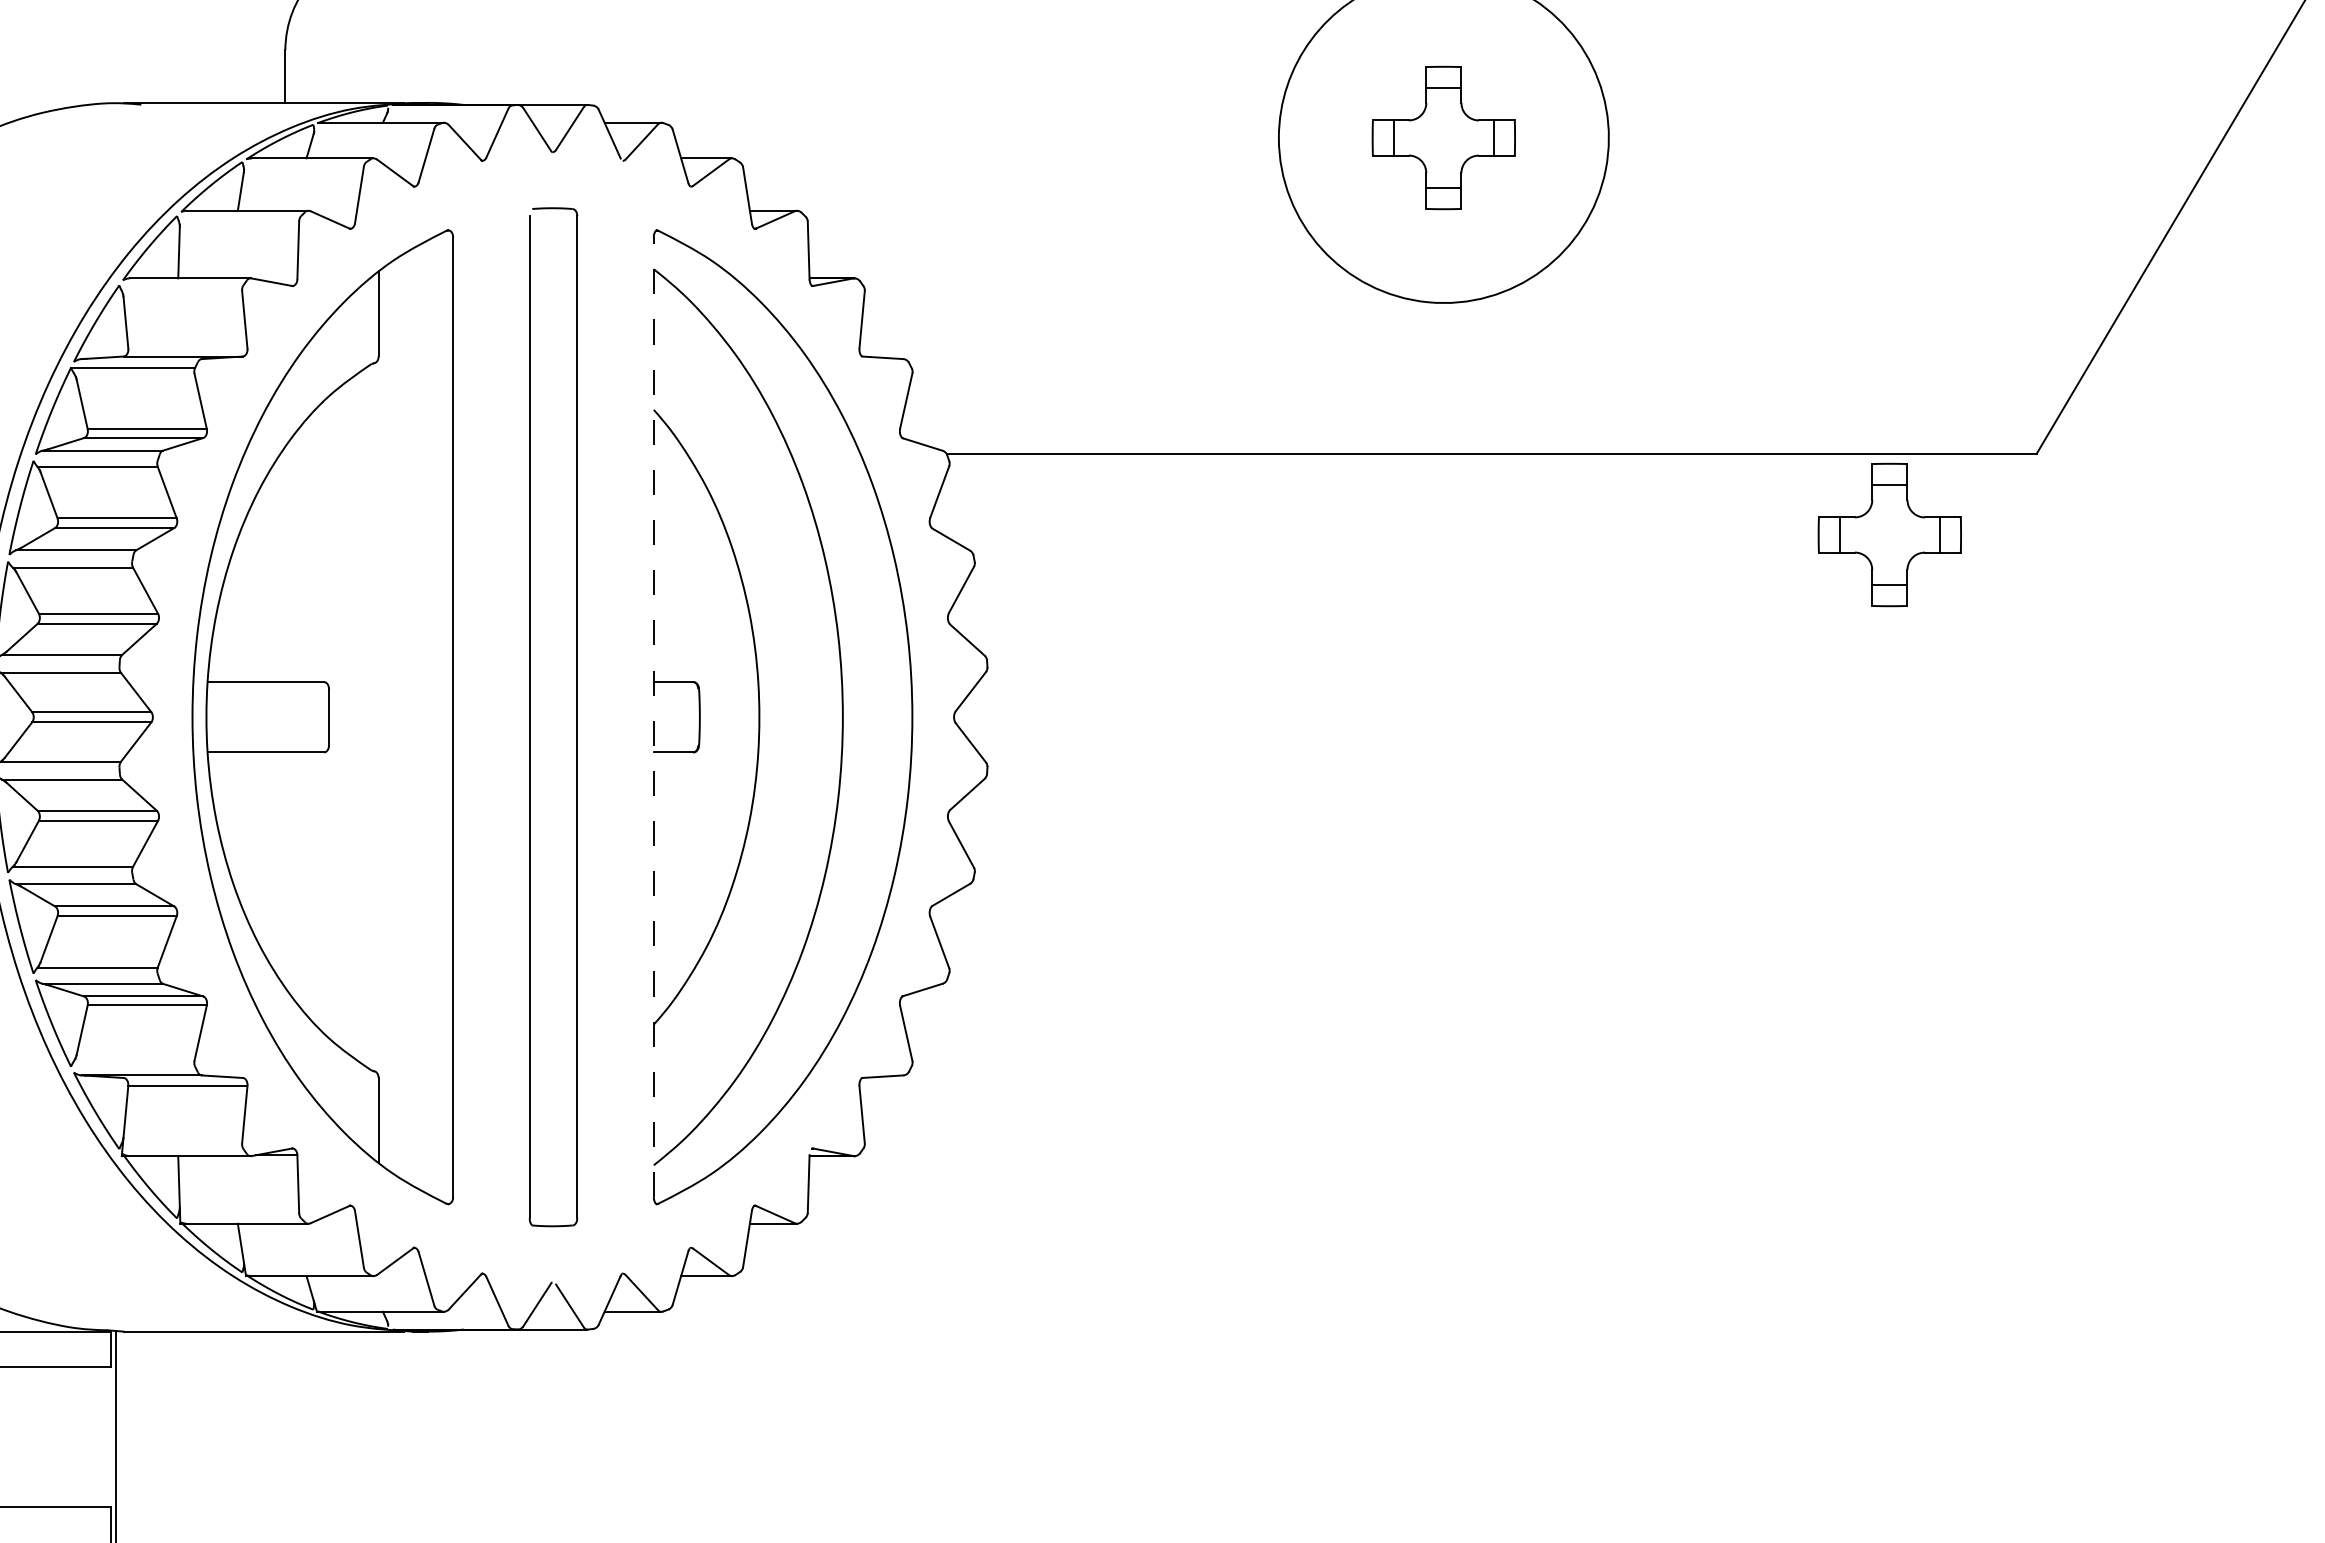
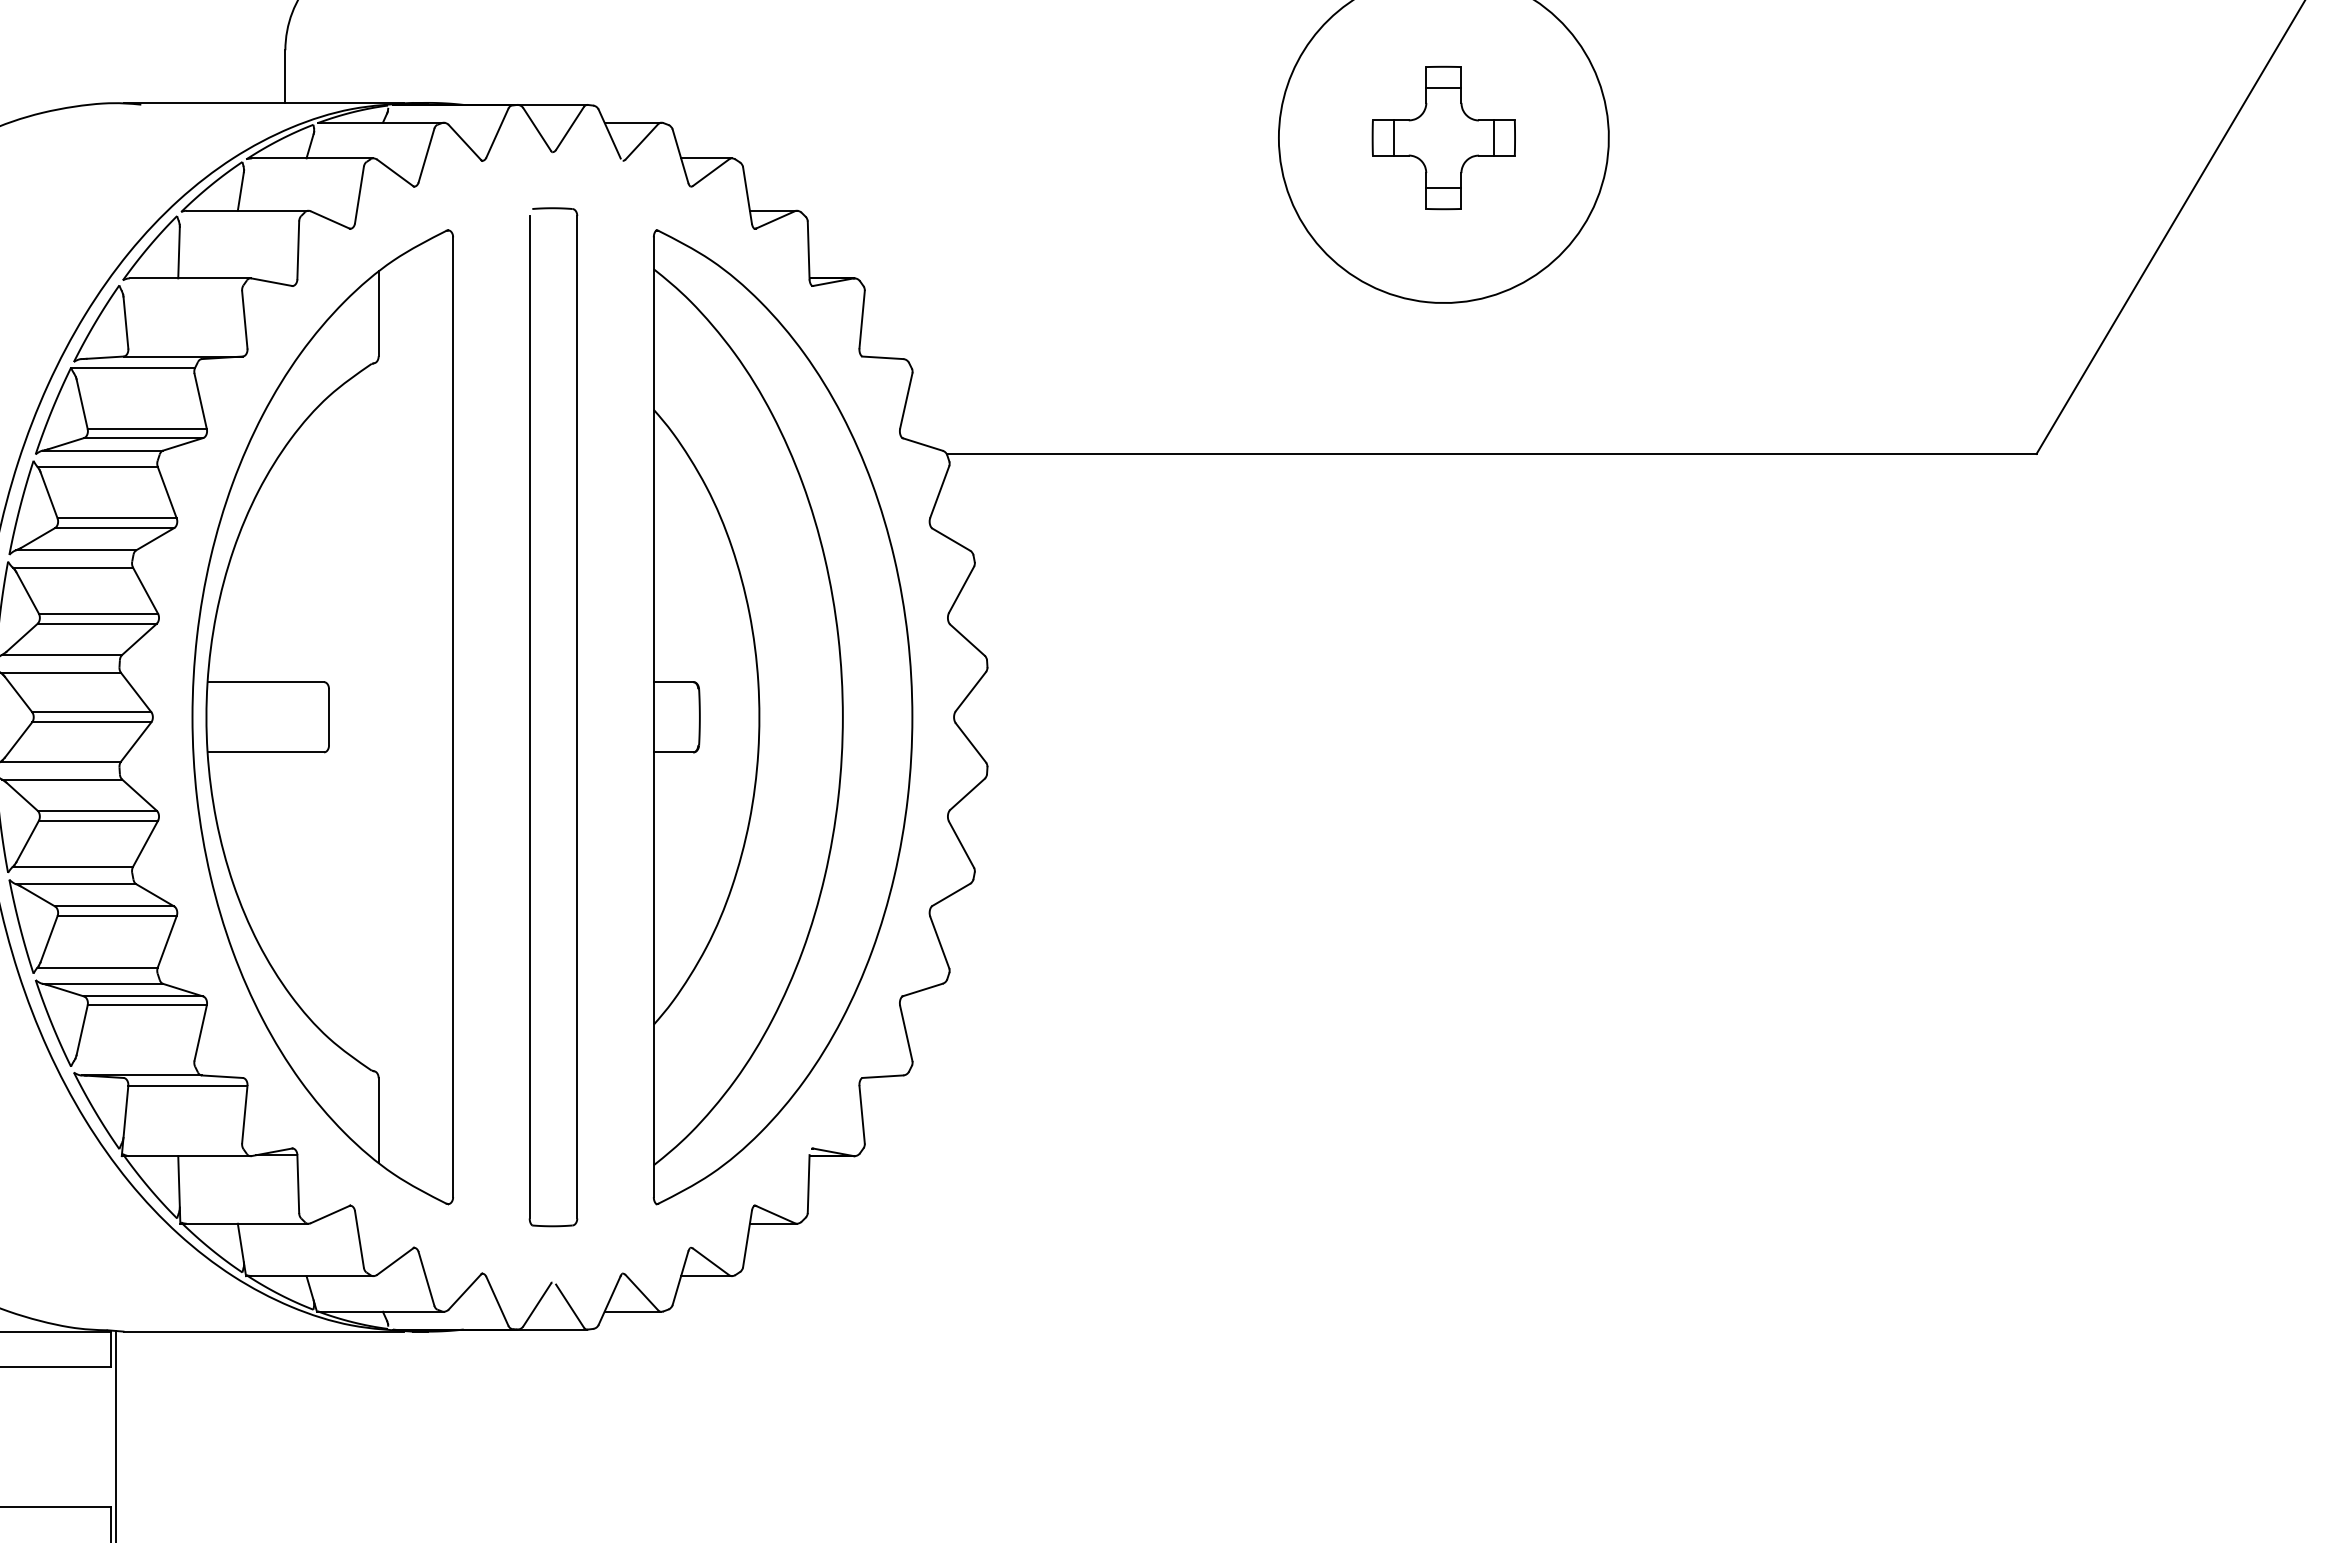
part: present -> none (1889, 534)
line: dashed -> solid (653, 717)
